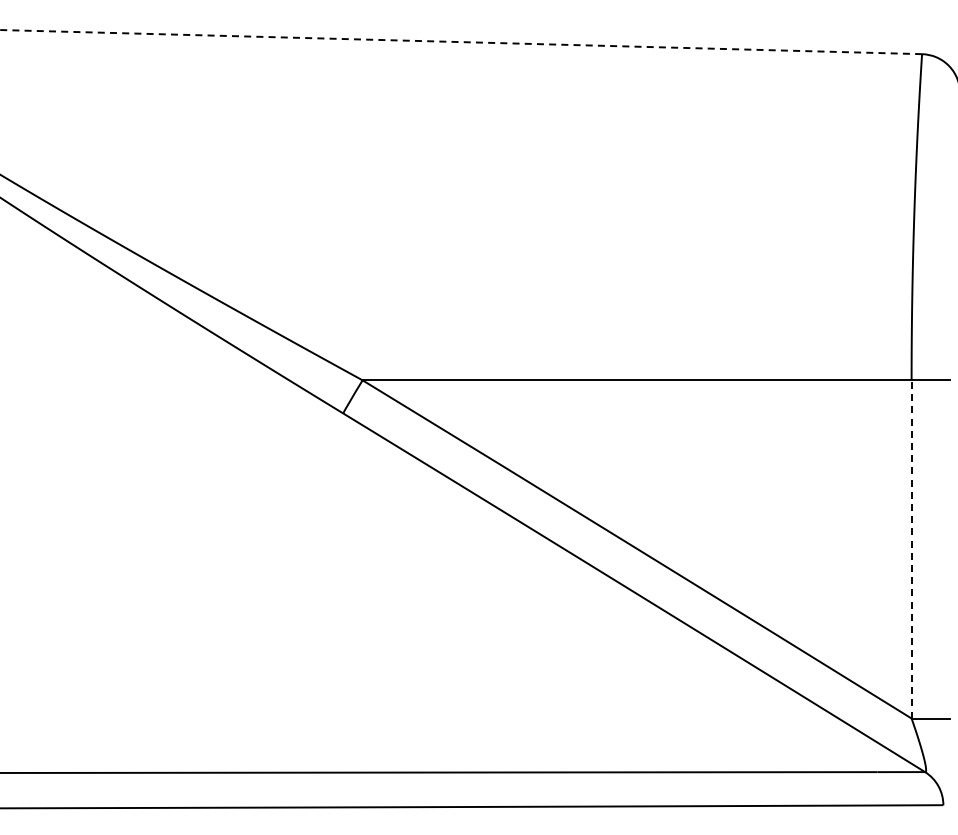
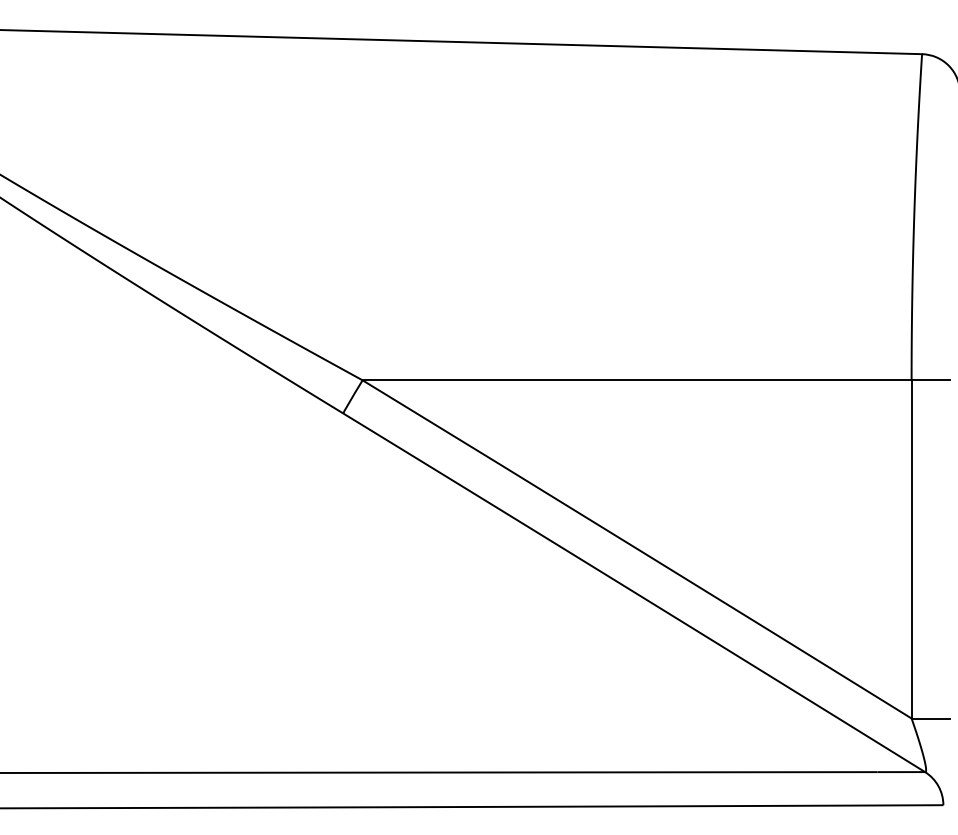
line: dashed -> solid (461, 42)
line: dashed -> solid (911, 548)
